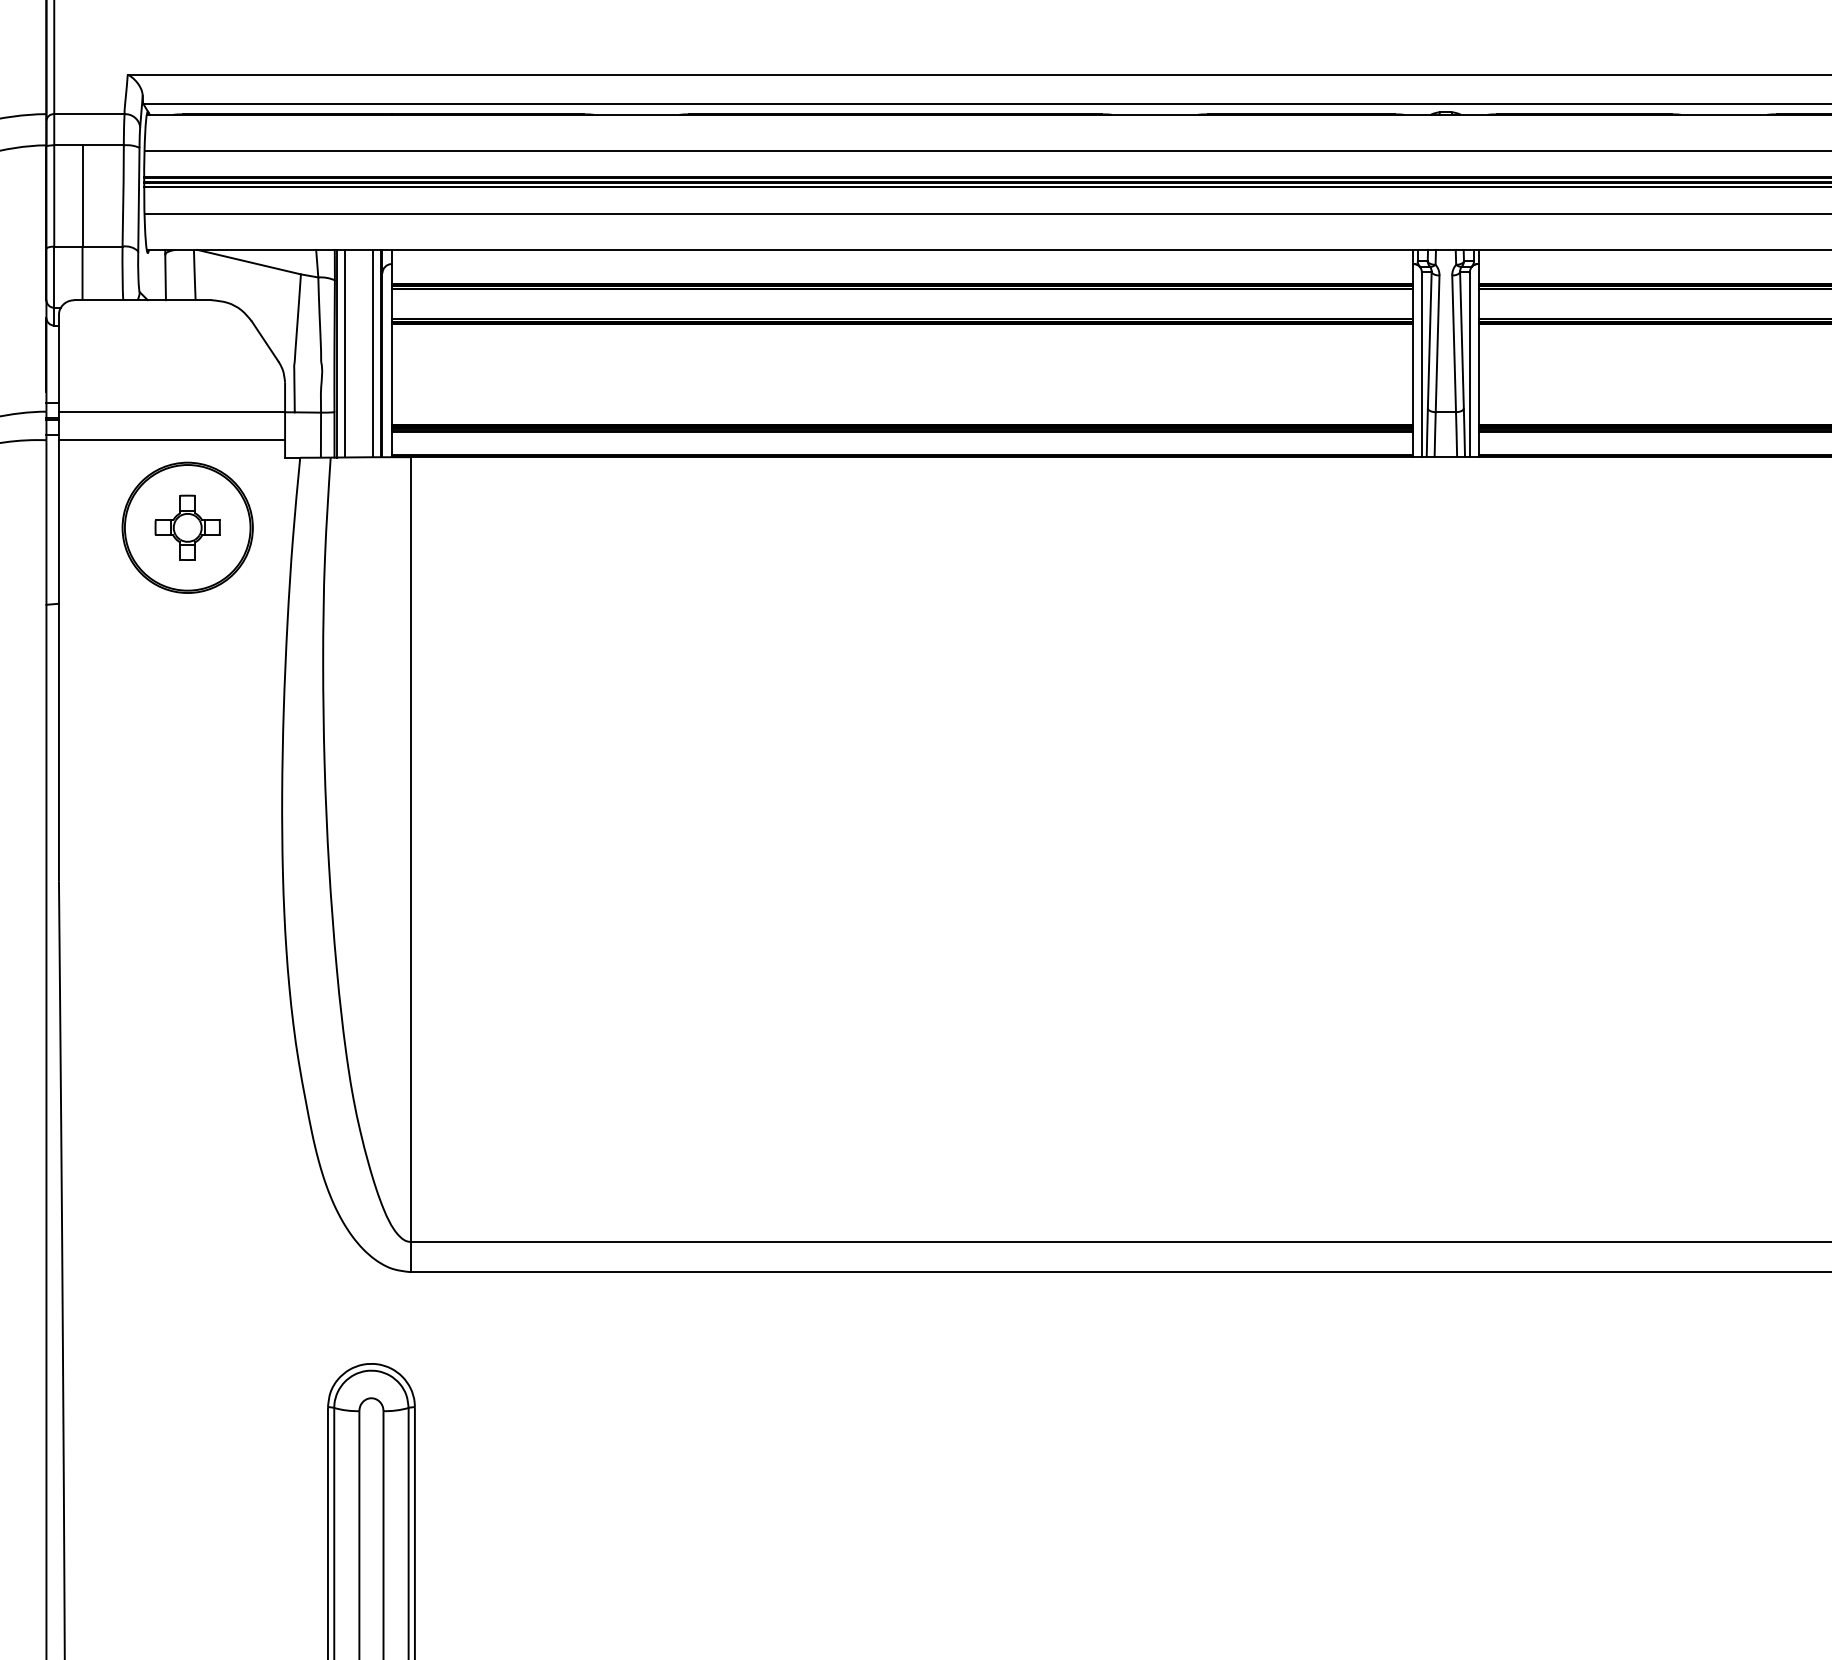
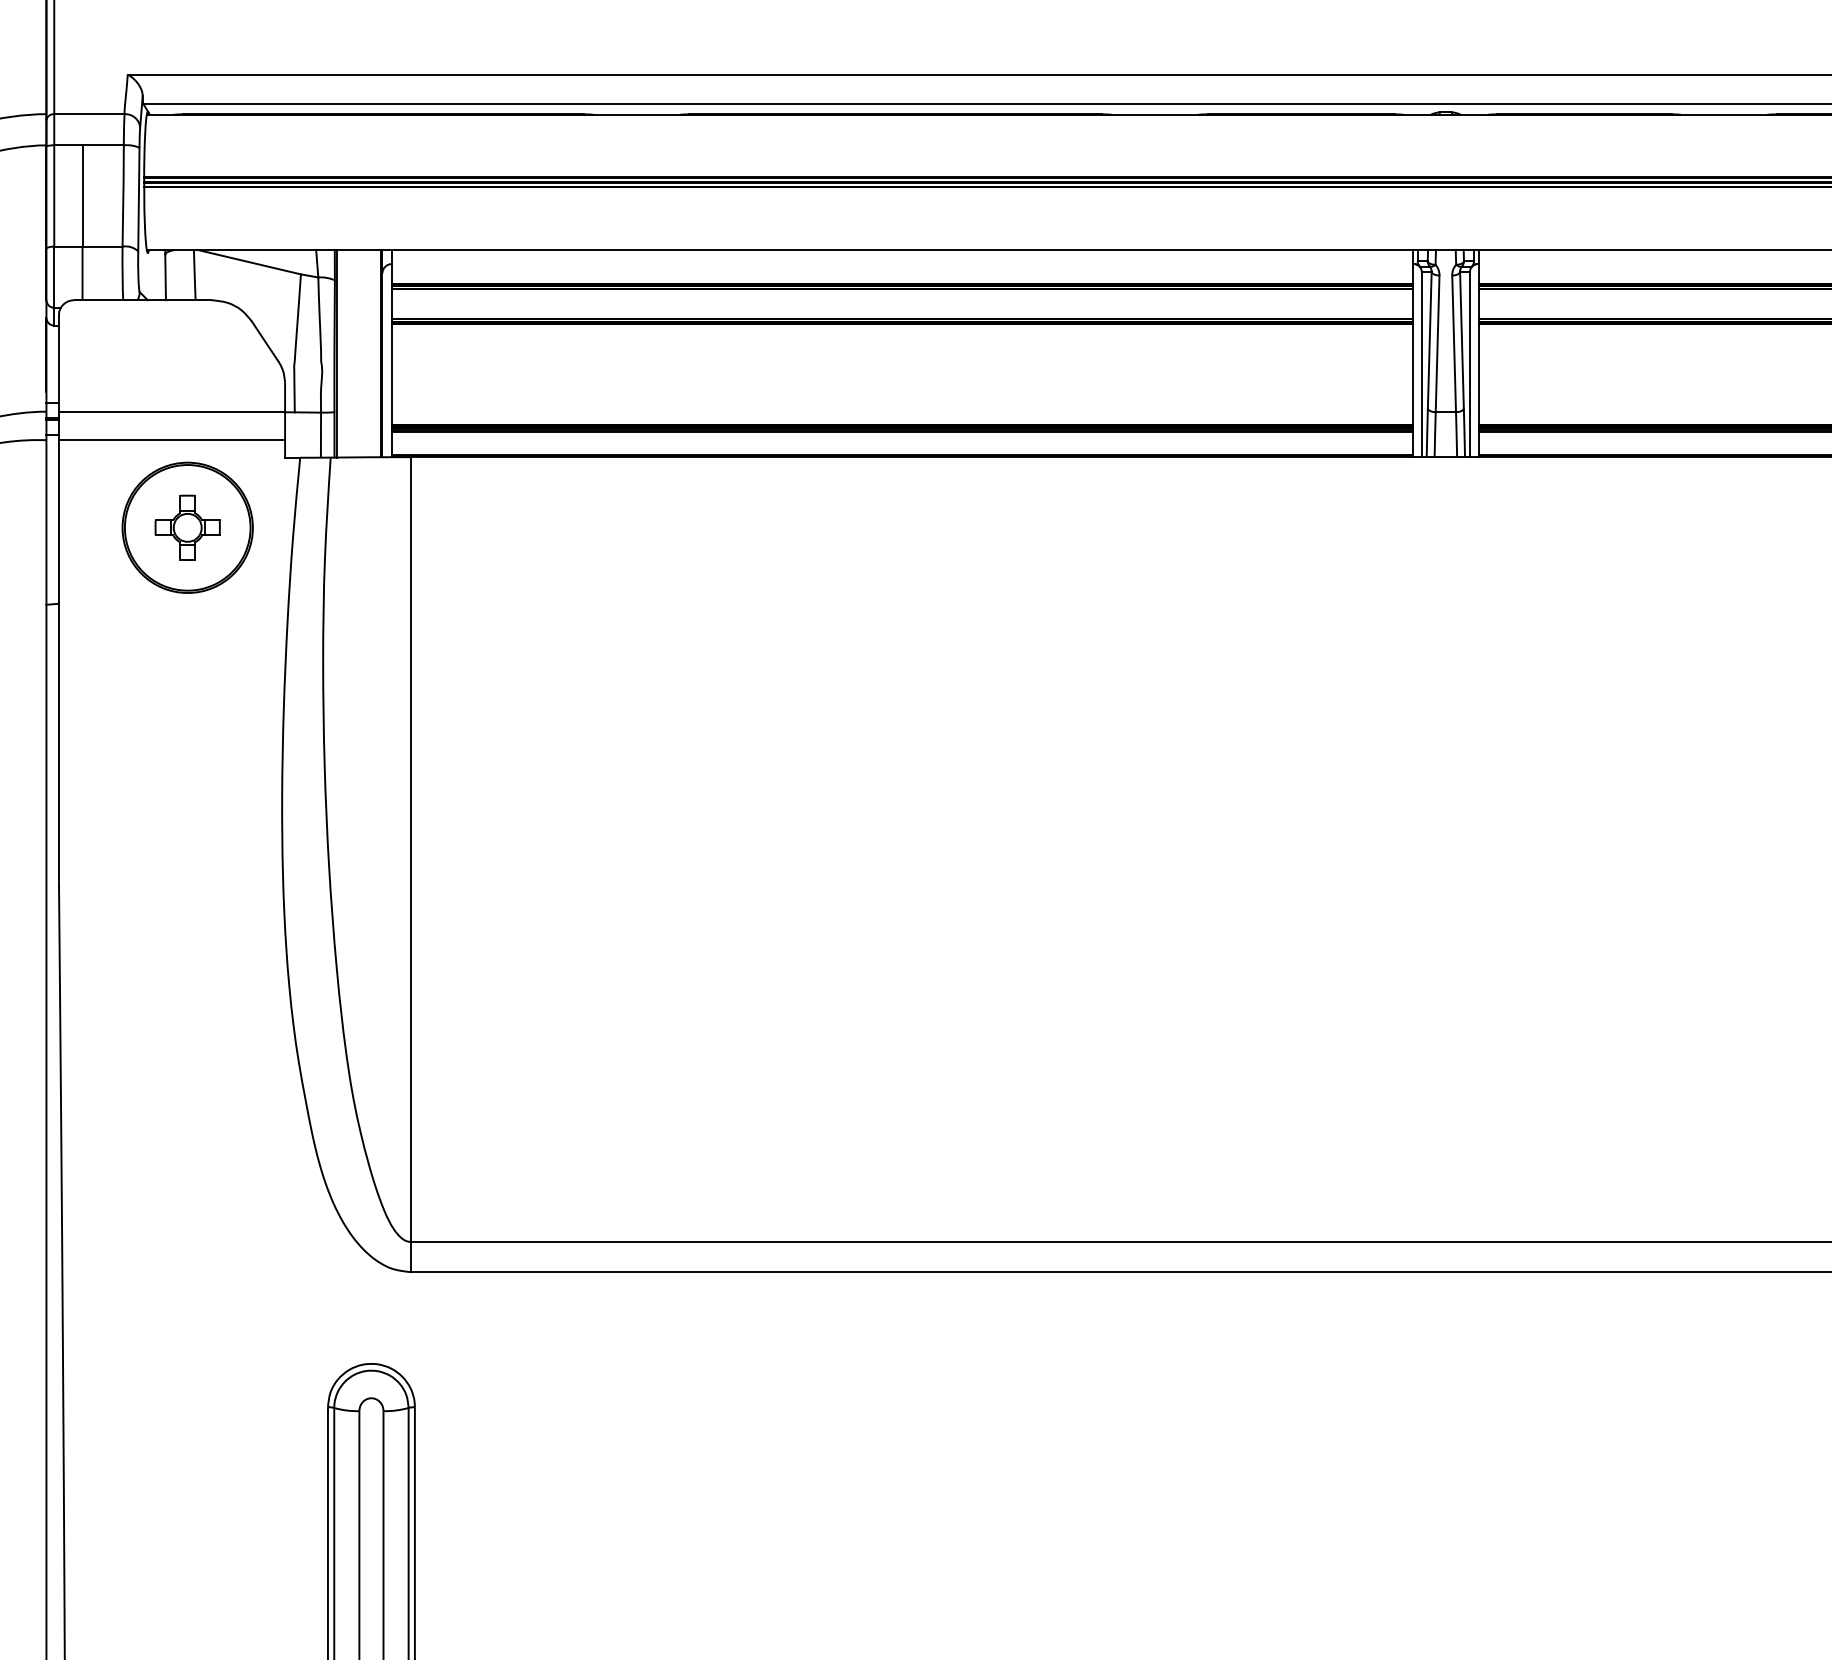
line: present -> none (986, 150)
line: present -> none (986, 213)
line: present -> none (344, 353)
line: present -> none (373, 353)
